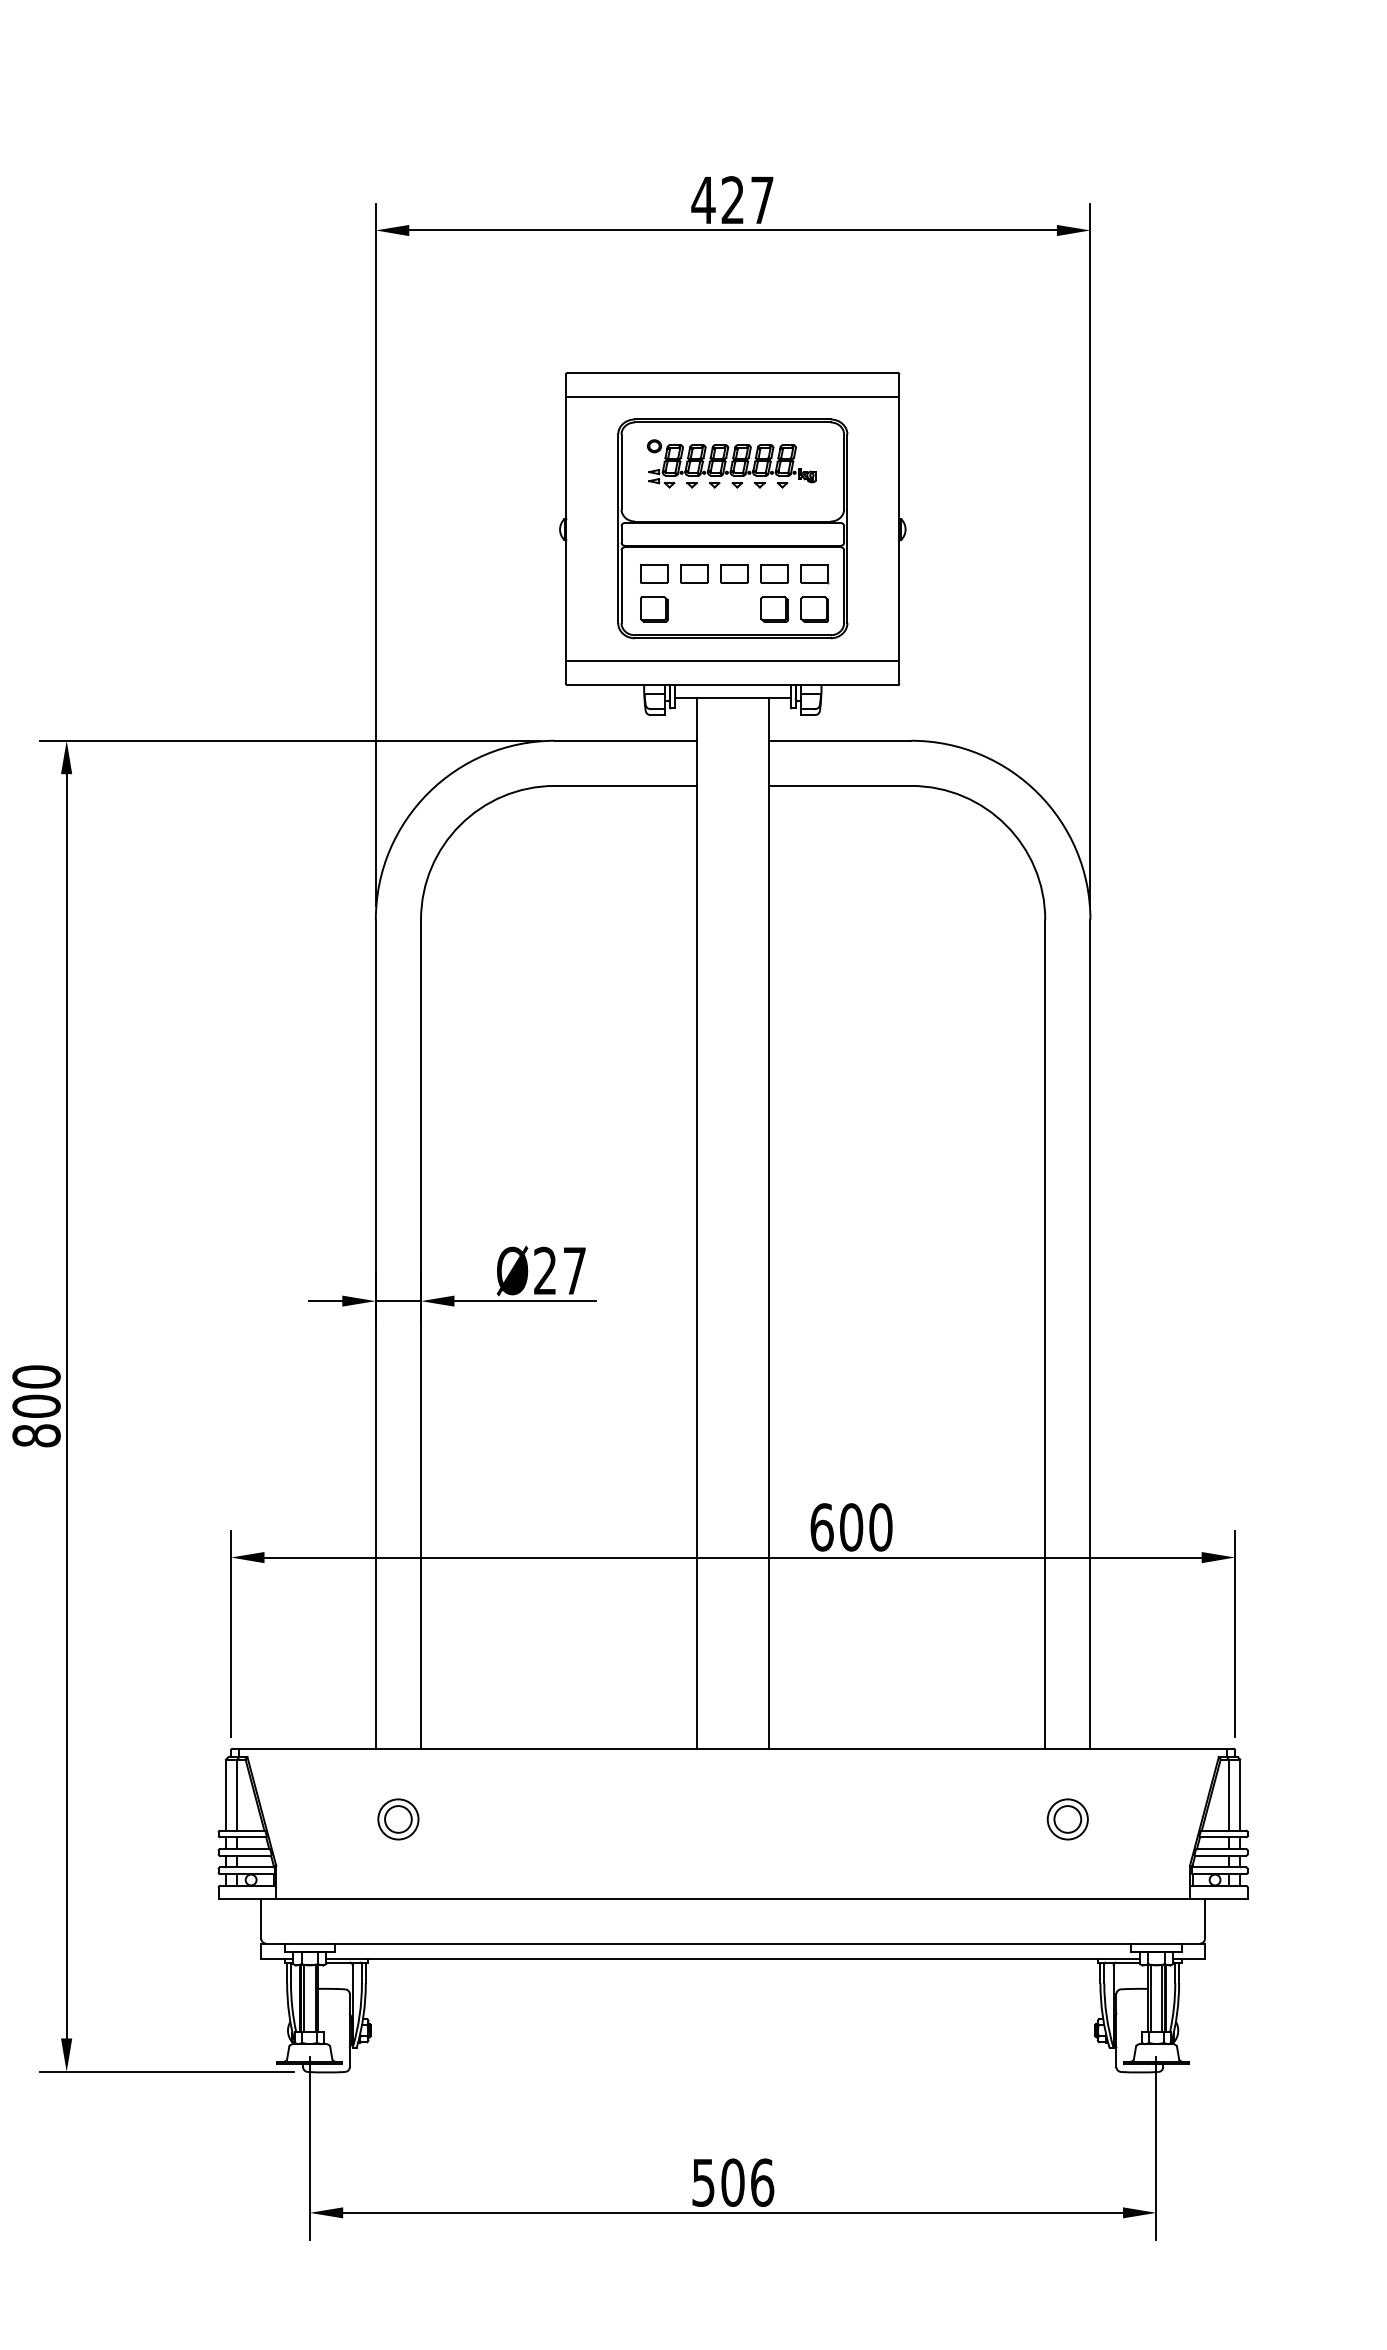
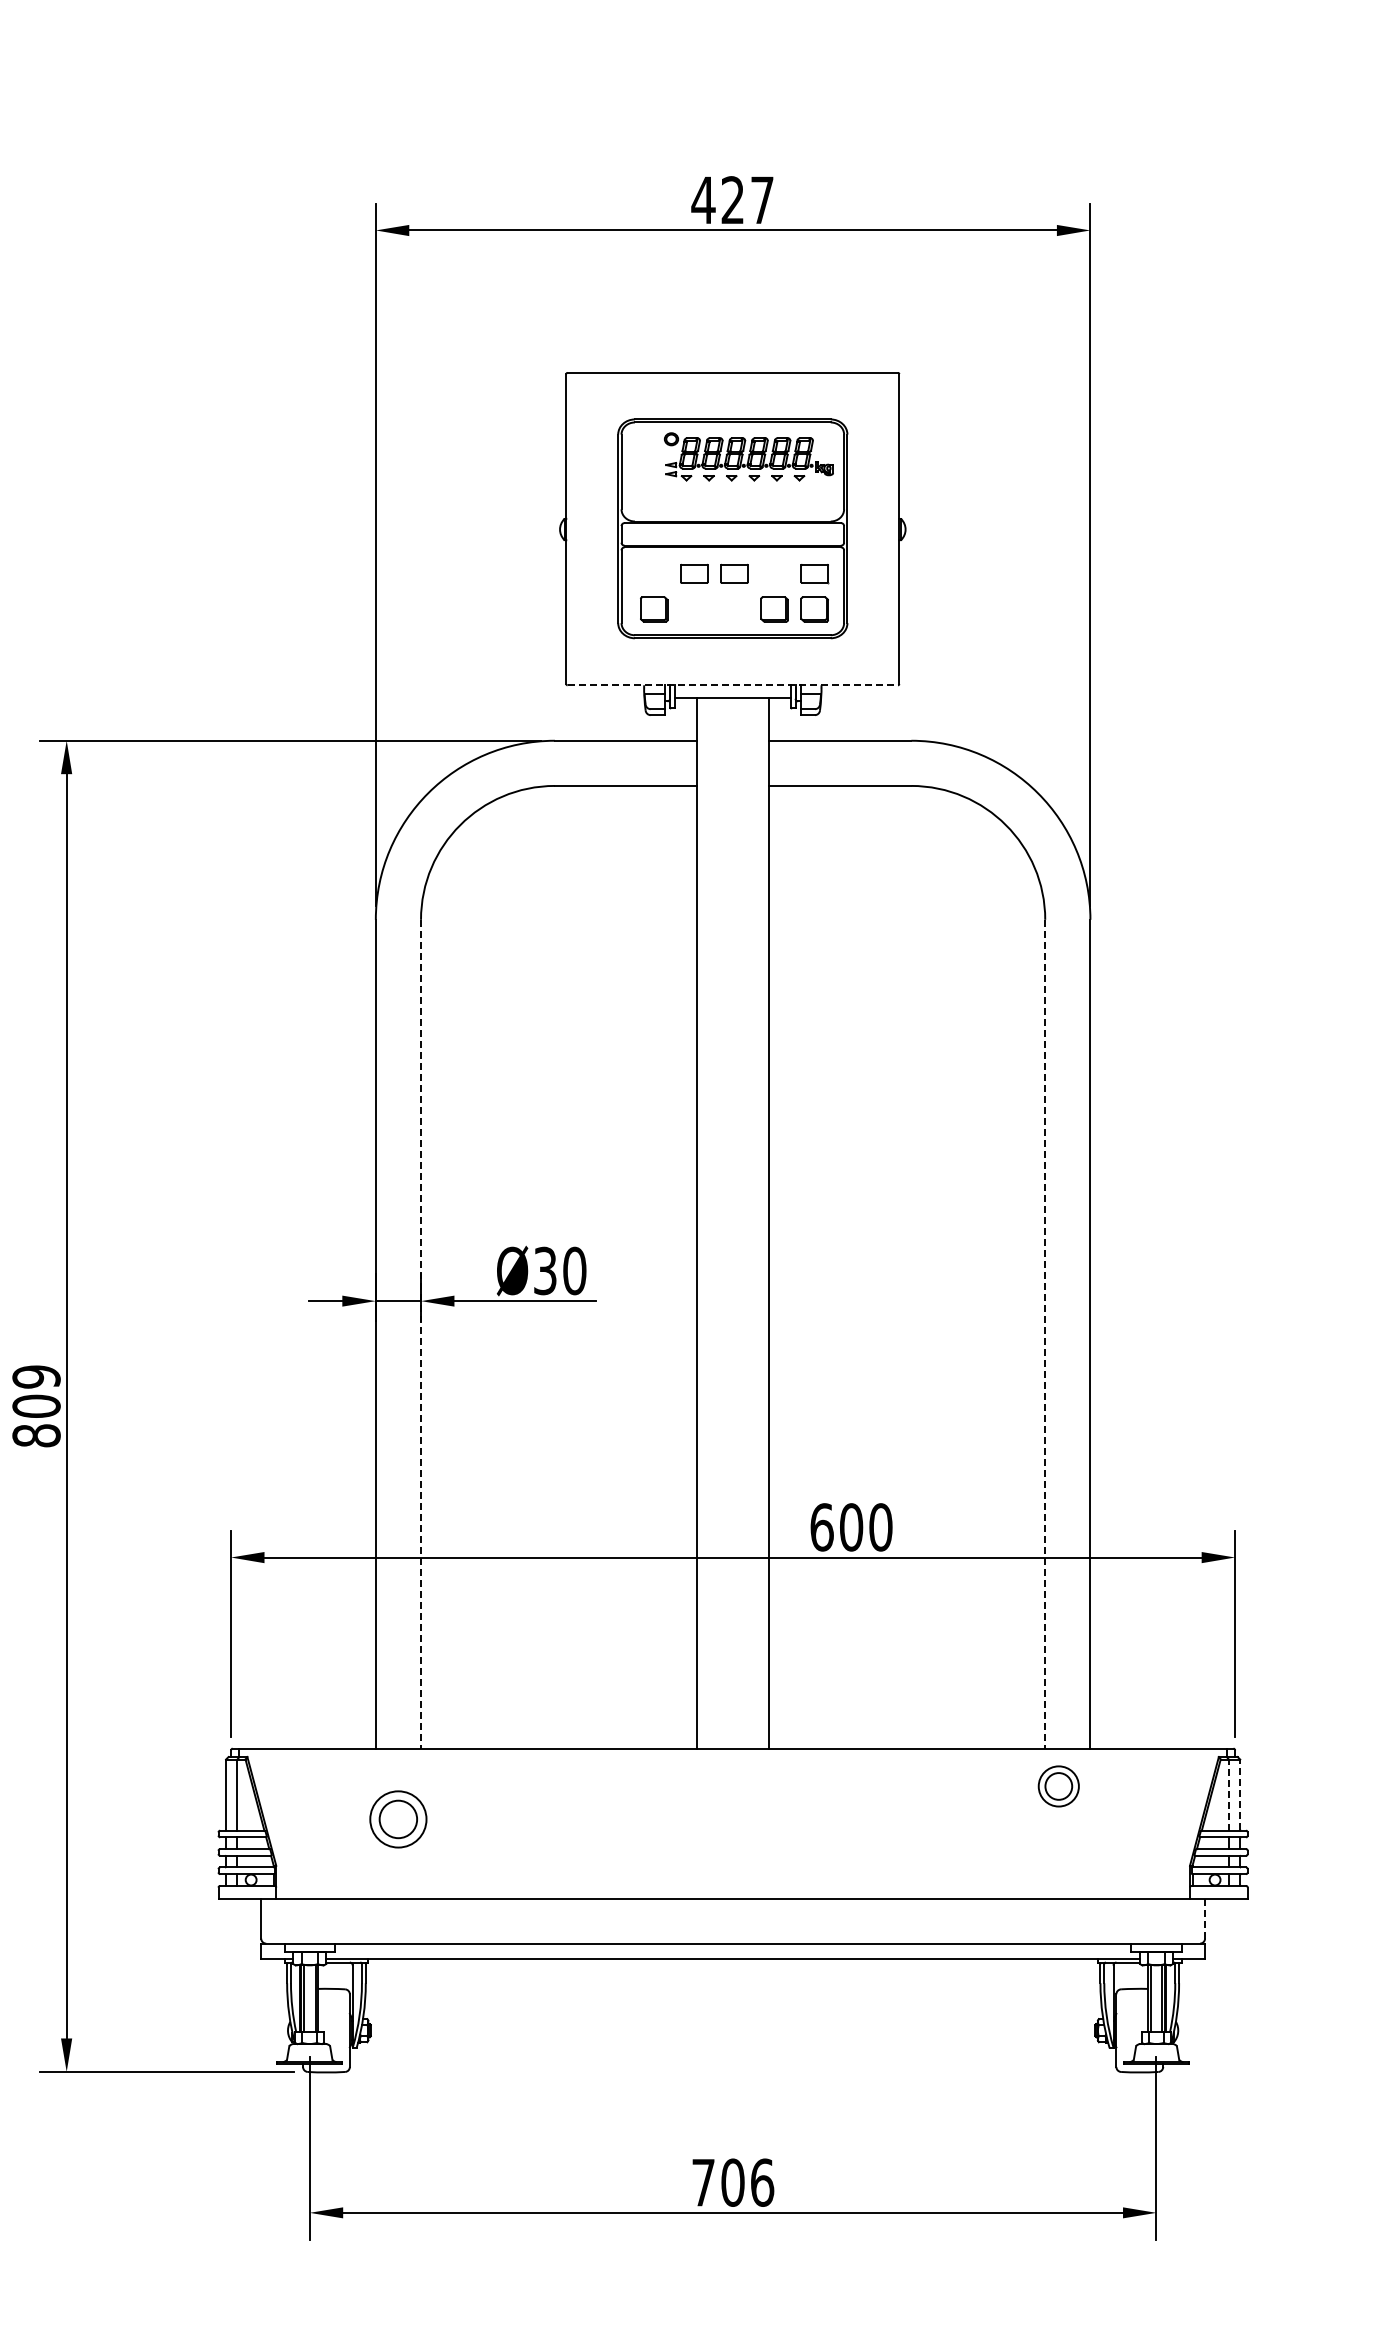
line: present -> none (732, 397)
part position: (731, 463) -> (748, 456) (748, 456)
part: present -> none (654, 573)
part: present -> none (774, 573)
line: present -> none (732, 661)
line: solid -> dashed (733, 685)
text: Ø27 -> Ø30 (560, 1270)
line: solid -> dashed (421, 1334)
line: solid -> dashed (1045, 1334)
text: 800 -> 809 (36, 1376)
line: solid -> dashed (1240, 1794)
line: solid -> dashed (1228, 1795)
part size: 43x43 px -> 59x59 px (398, 1819)
part position: (1067, 1819) -> (1058, 1786) (1058, 1786)
line: solid -> dashed (1205, 1918)
text: 506 -> 706 (703, 2182)
